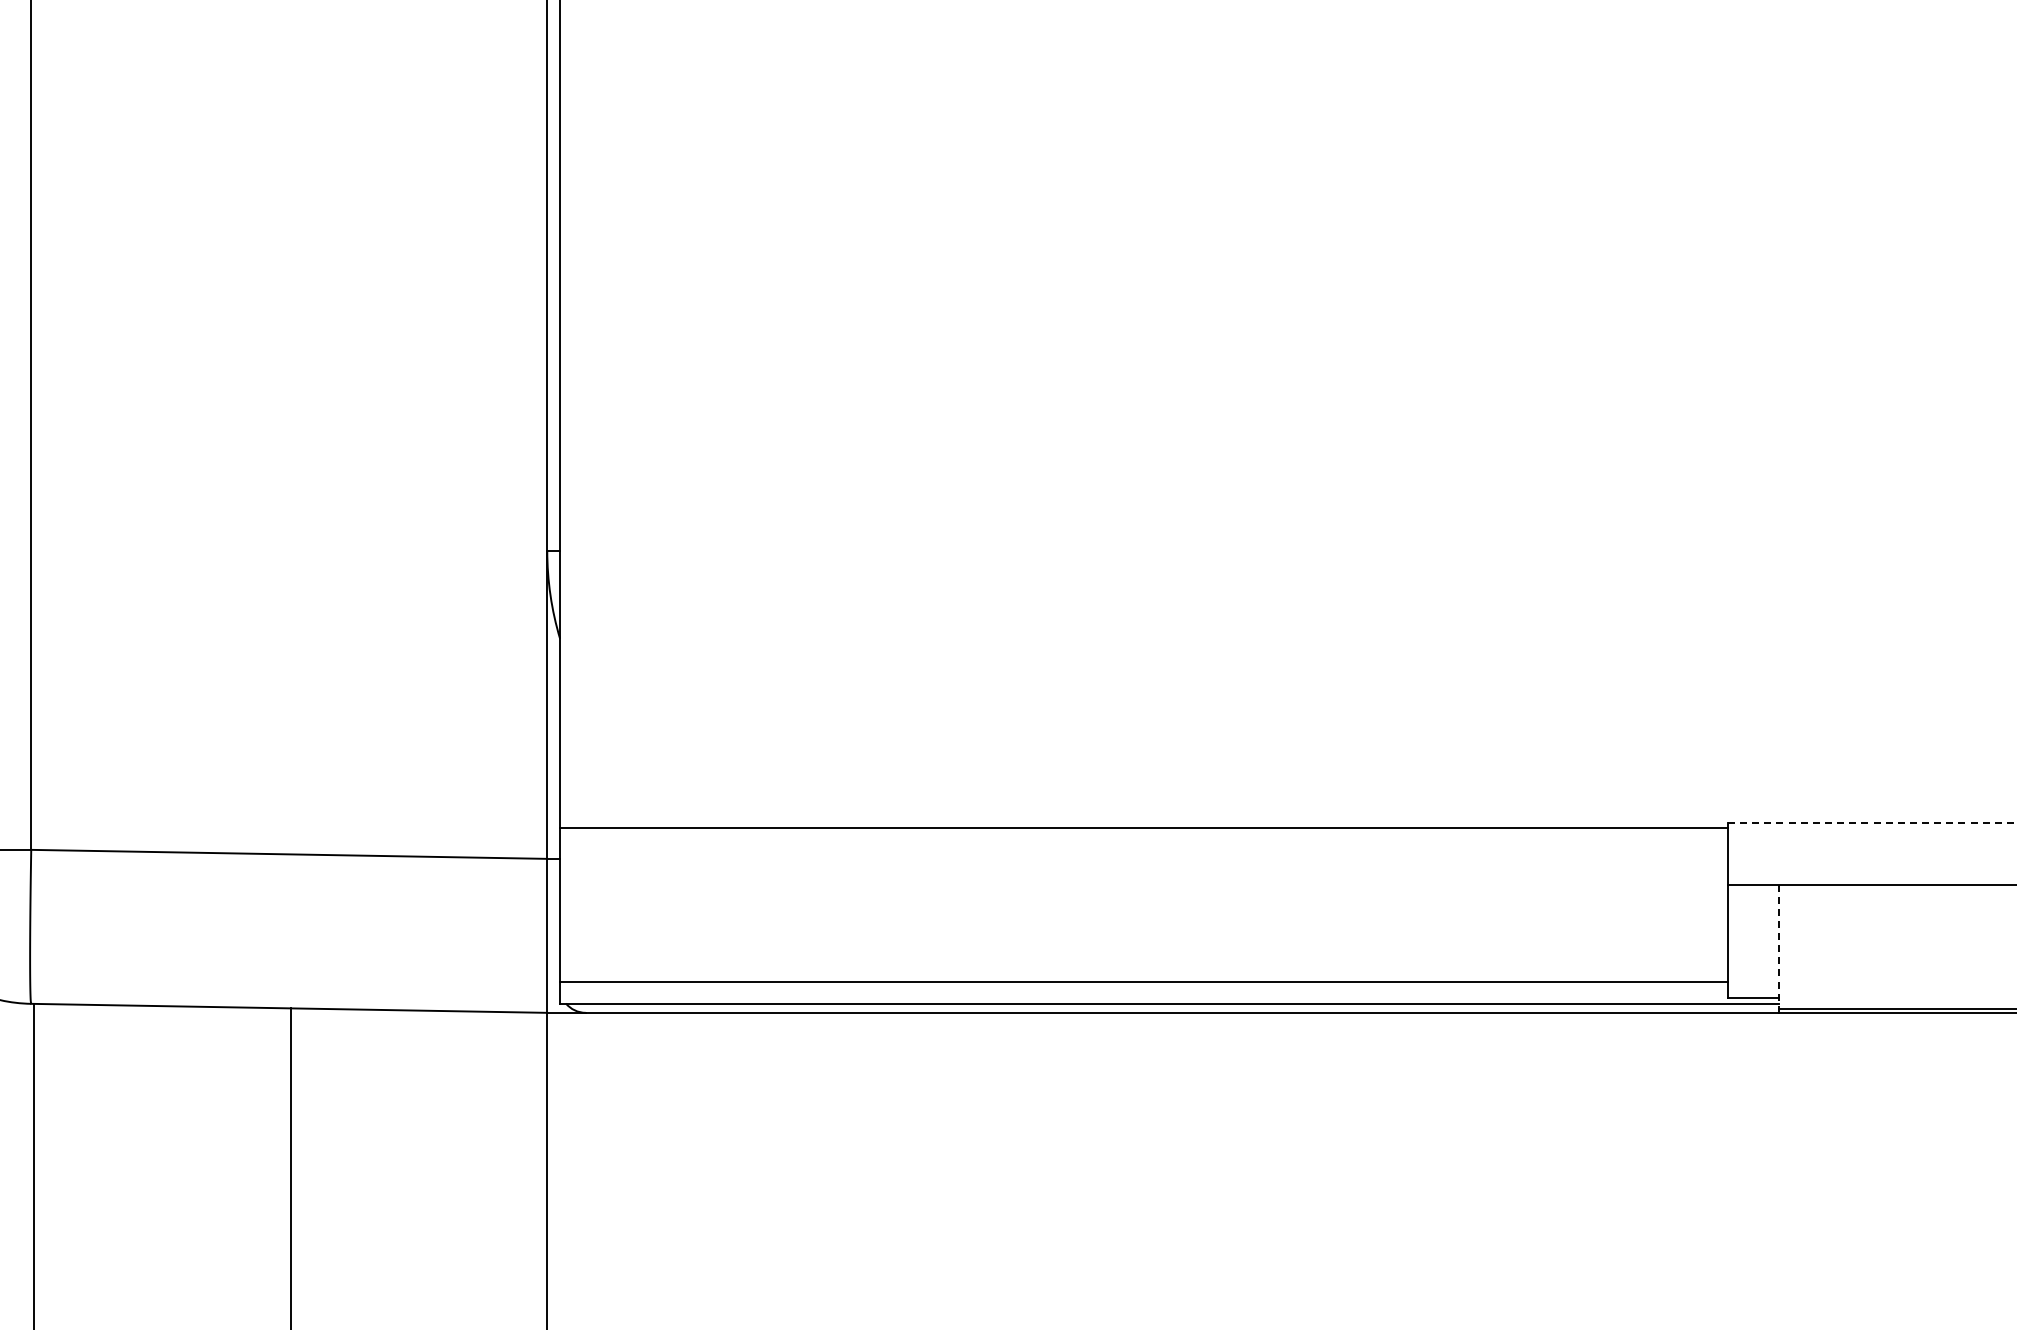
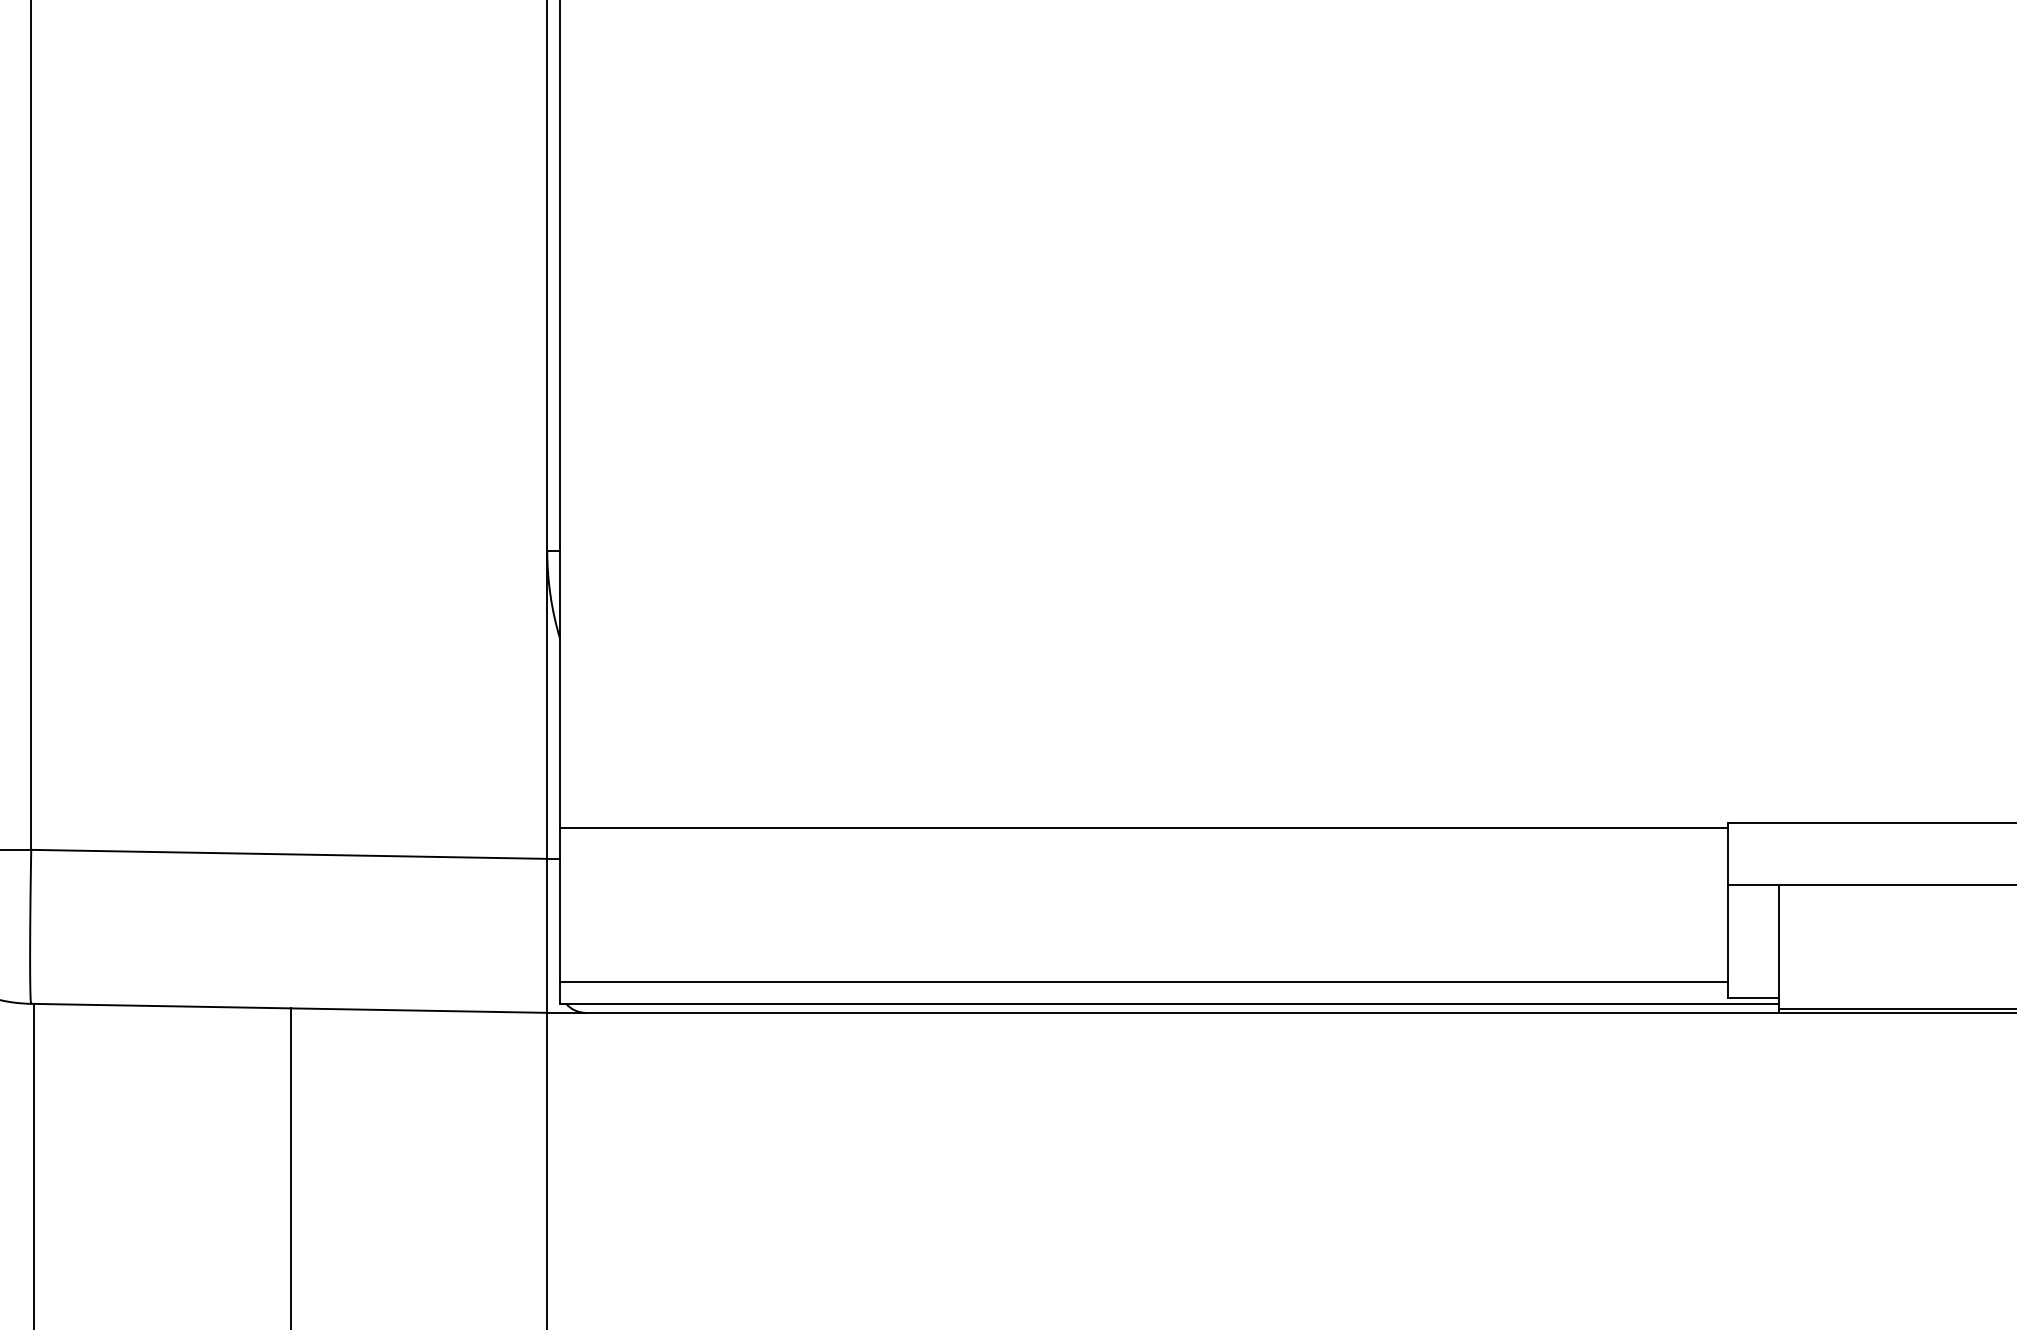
line: dashed -> solid (1872, 822)
line: dashed -> solid (1779, 947)
